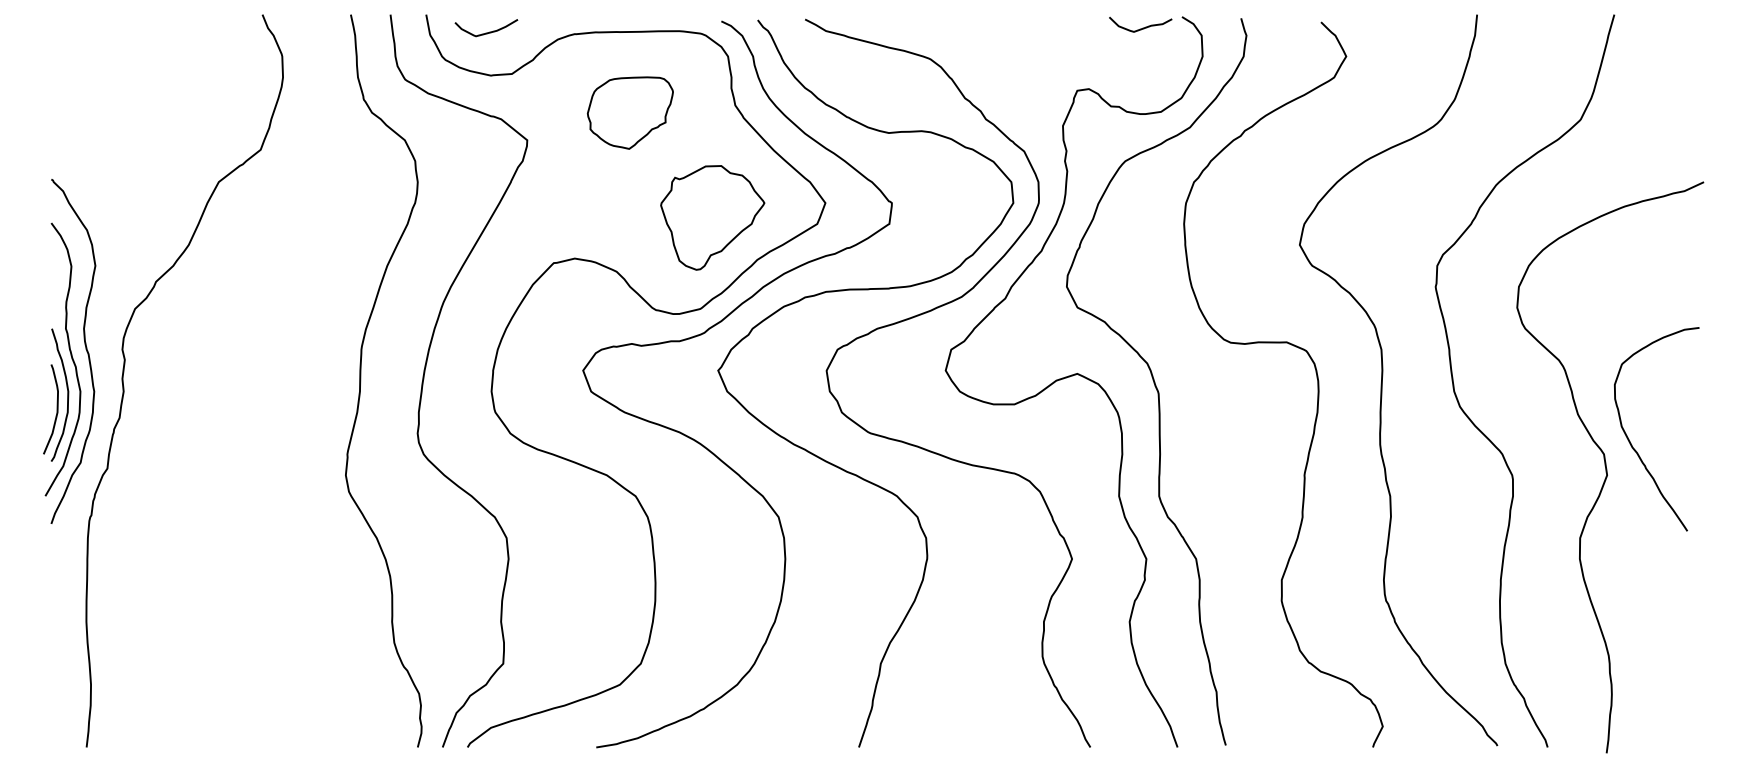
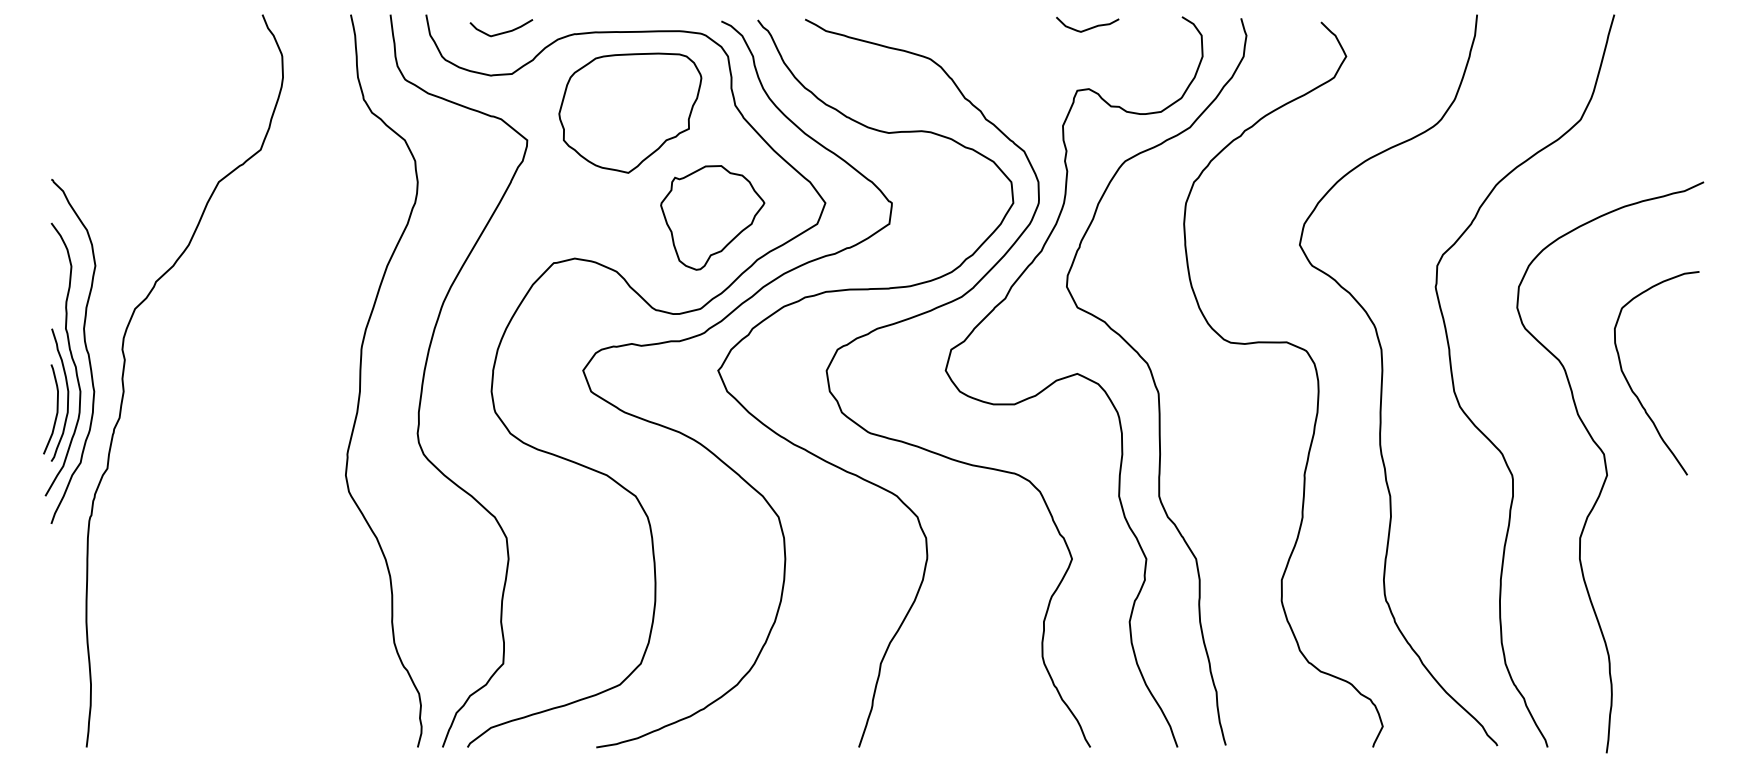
curve position: (1142, 27) -> (1089, 27) (1089, 27)
curve position: (486, 32) -> (501, 32) (501, 32)
part size: 88x74 px -> 145x122 px (630, 112)
curve position: (1630, 441) -> (1630, 385) (1630, 385)
